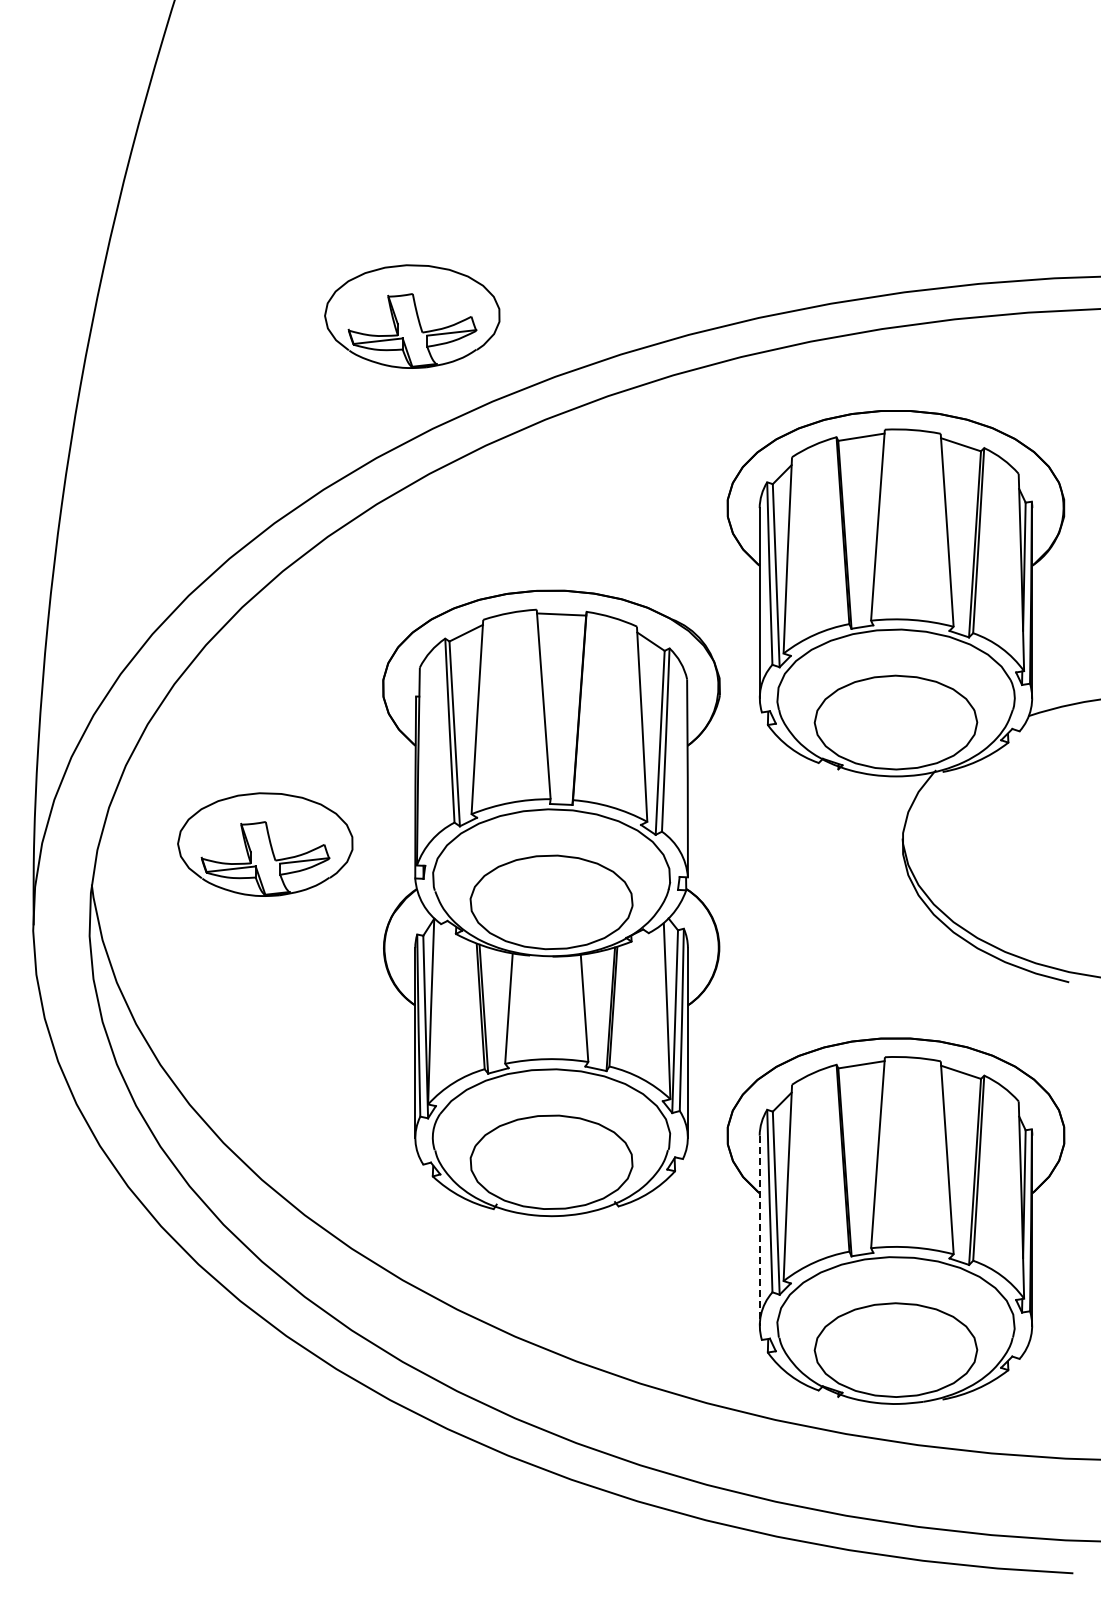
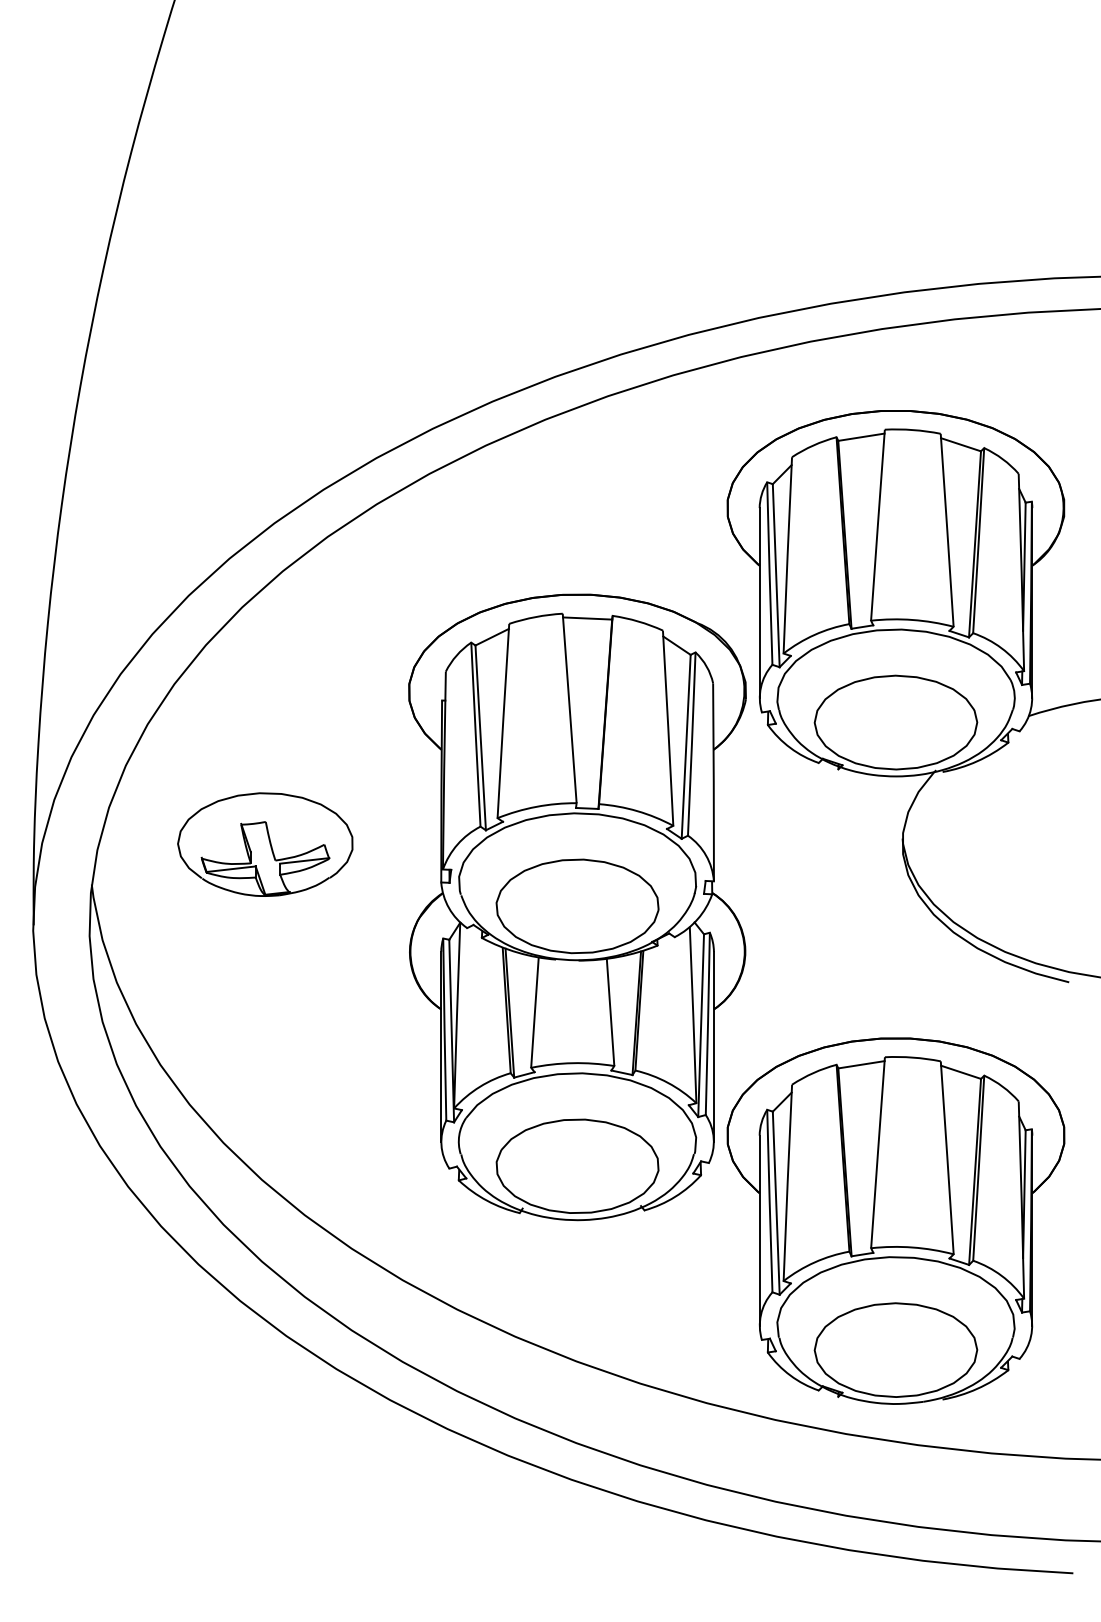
part: present -> none (412, 316)
part position: (551, 903) -> (577, 907) (577, 907)
line: dashed -> solid (759, 1230)
